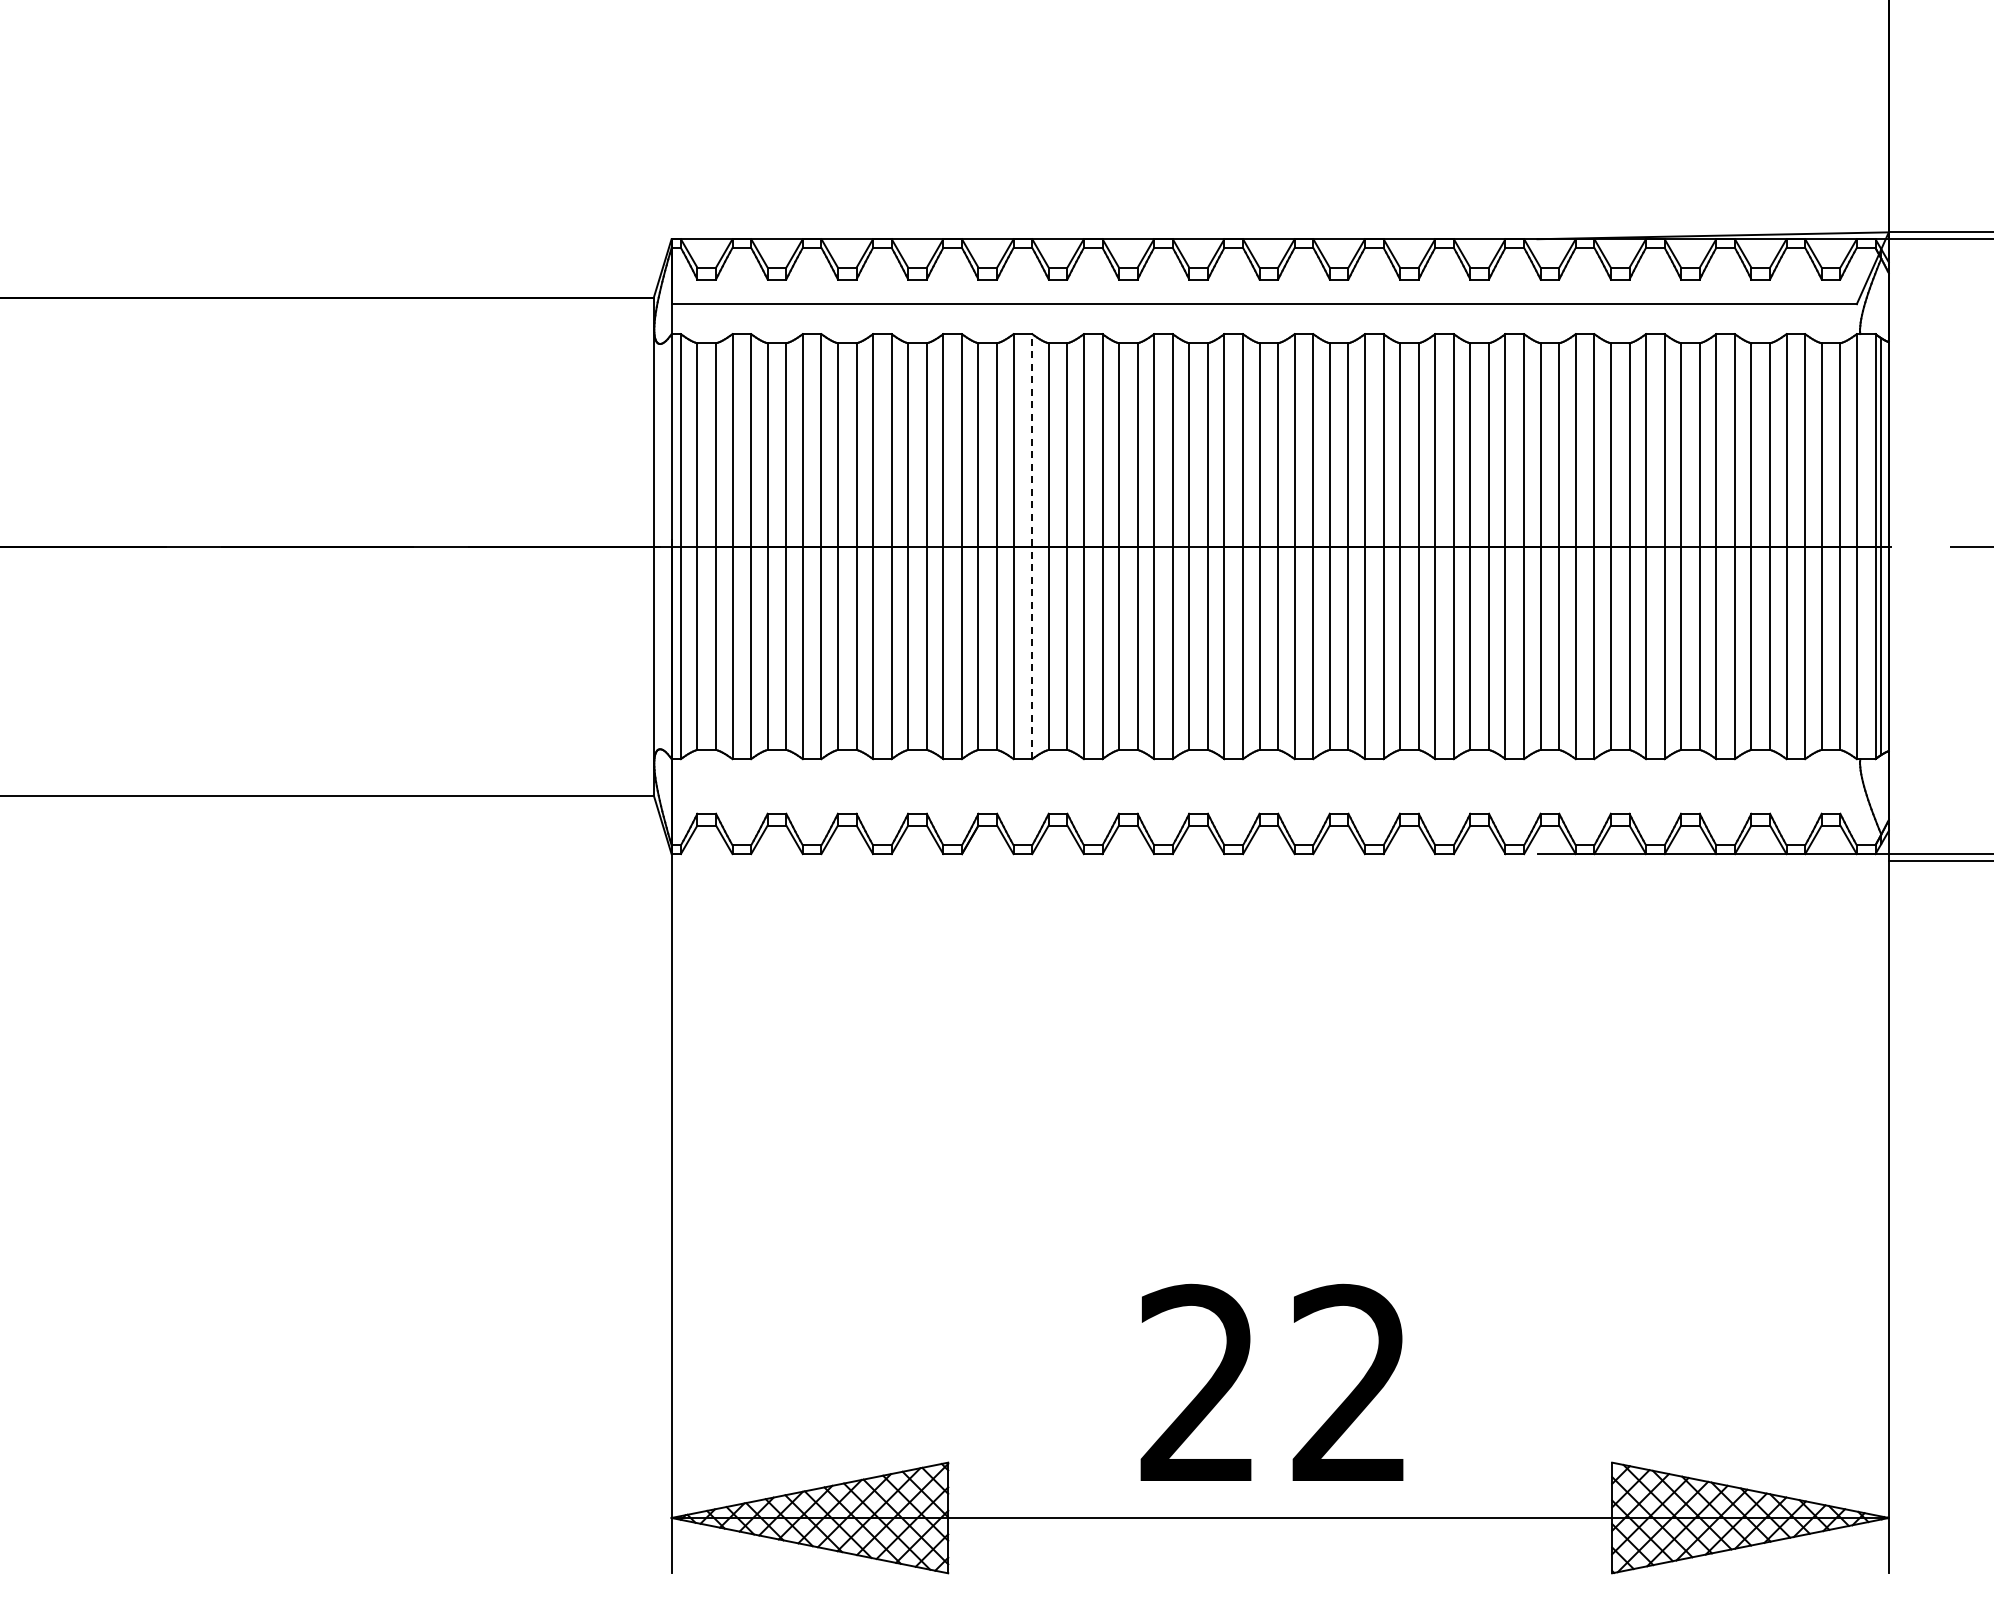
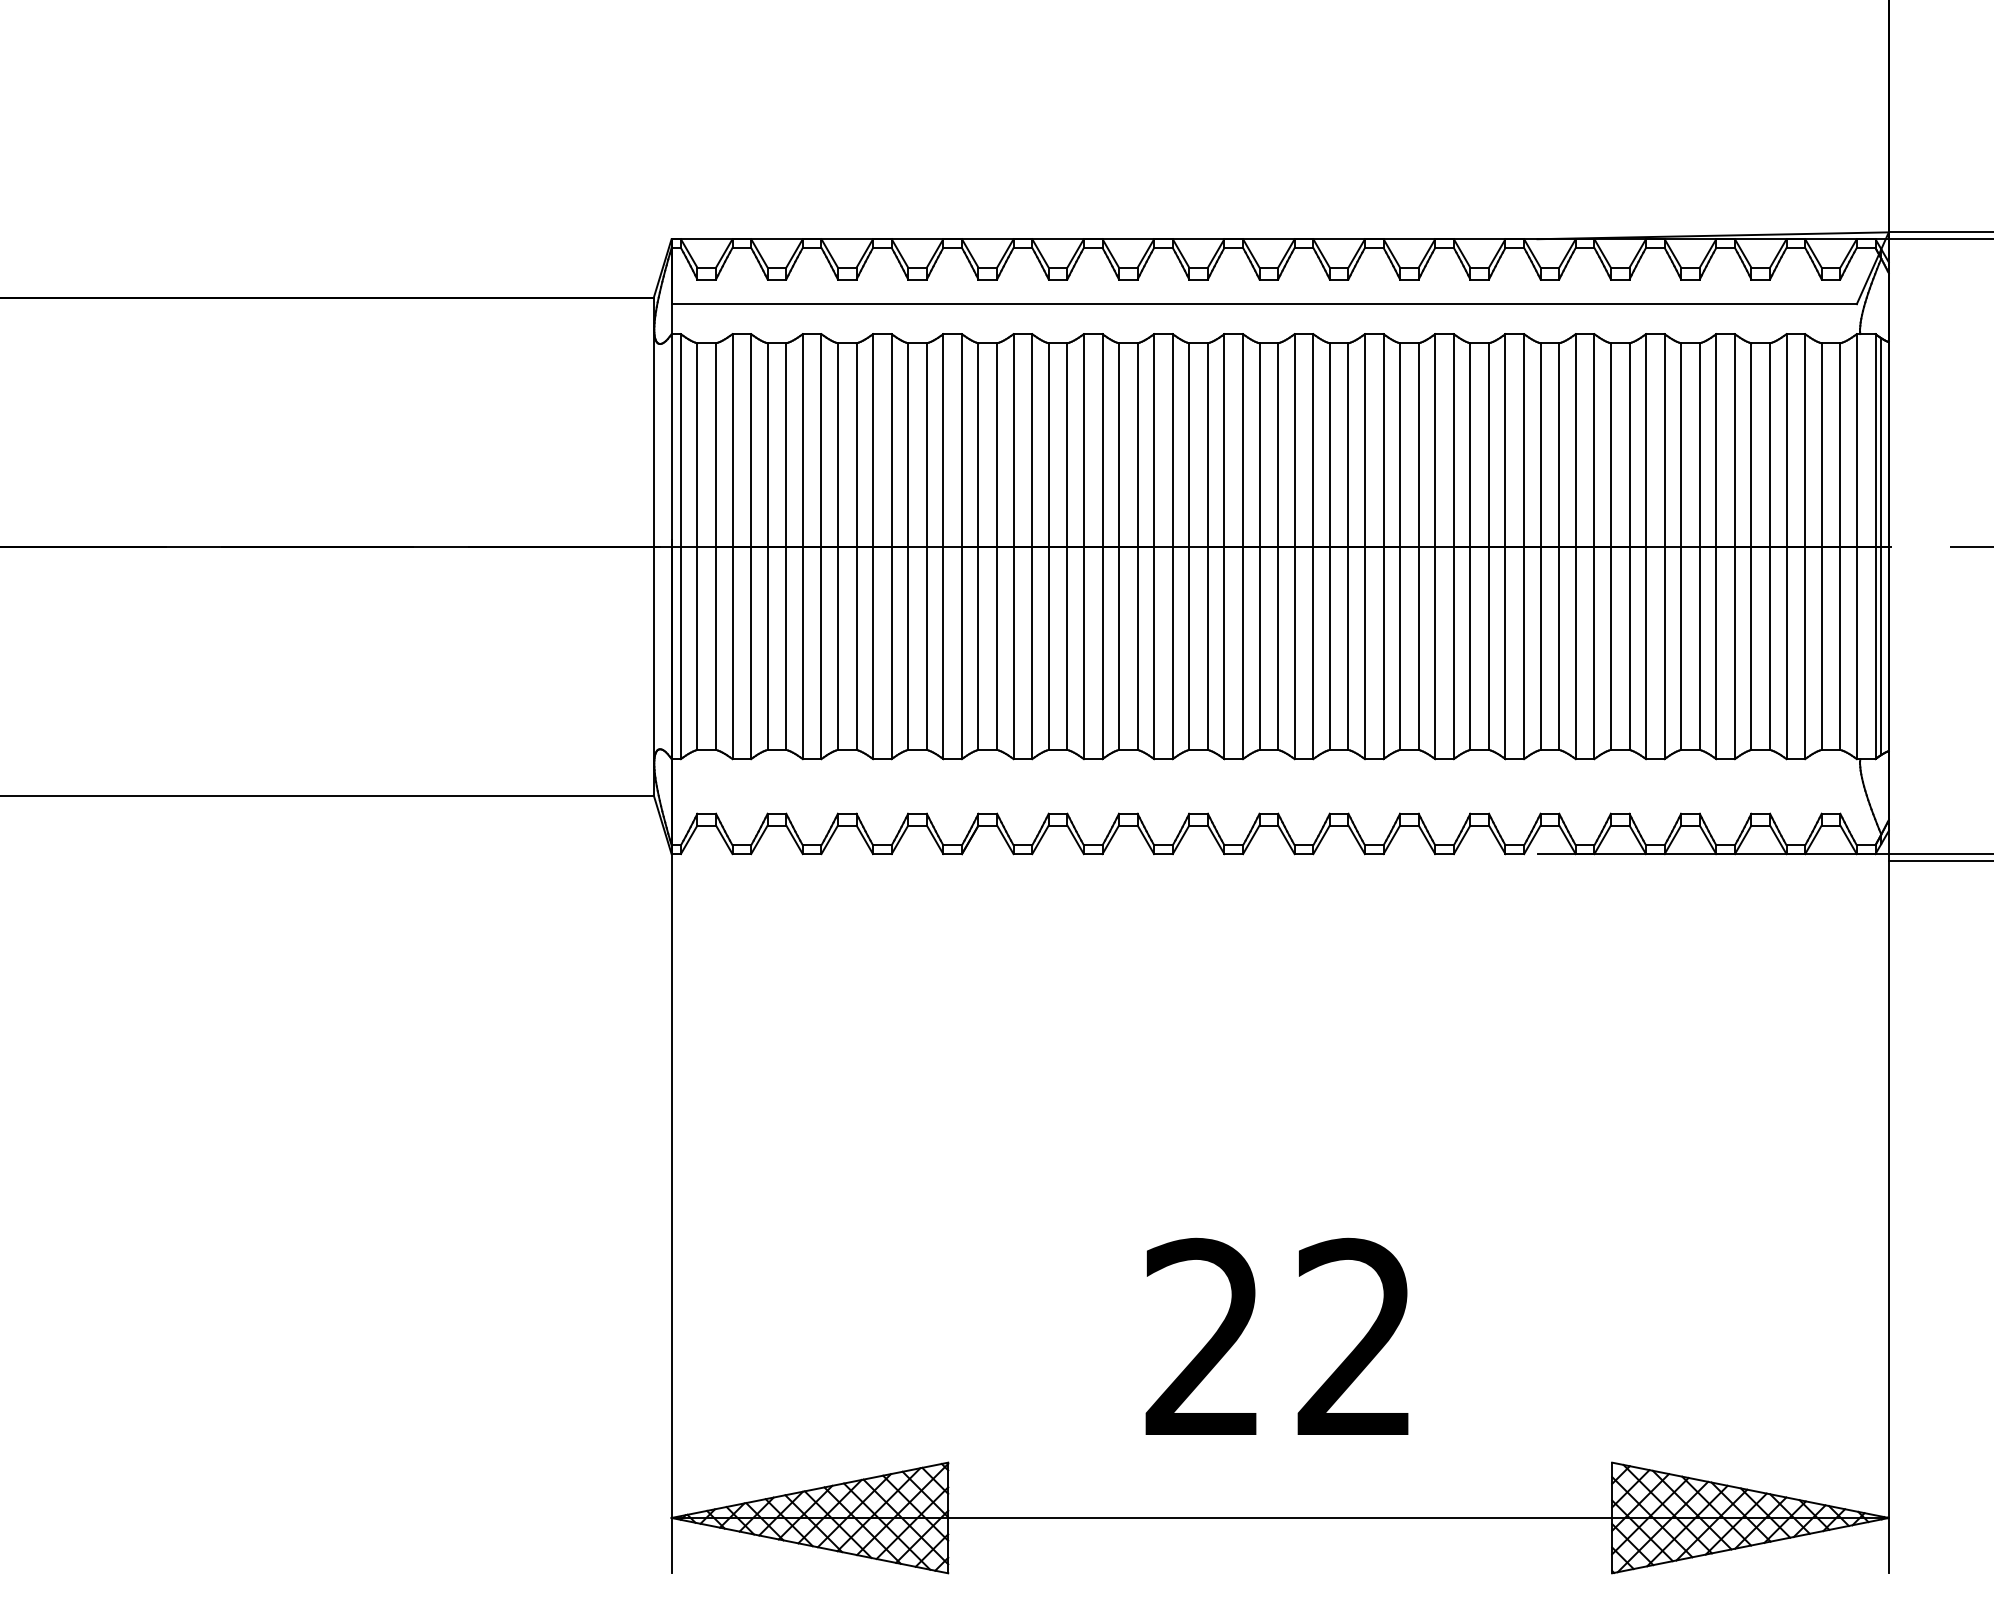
line: dashed -> solid (1032, 546)
text position: (1271, 1381) -> (1276, 1335) (1276, 1335)
